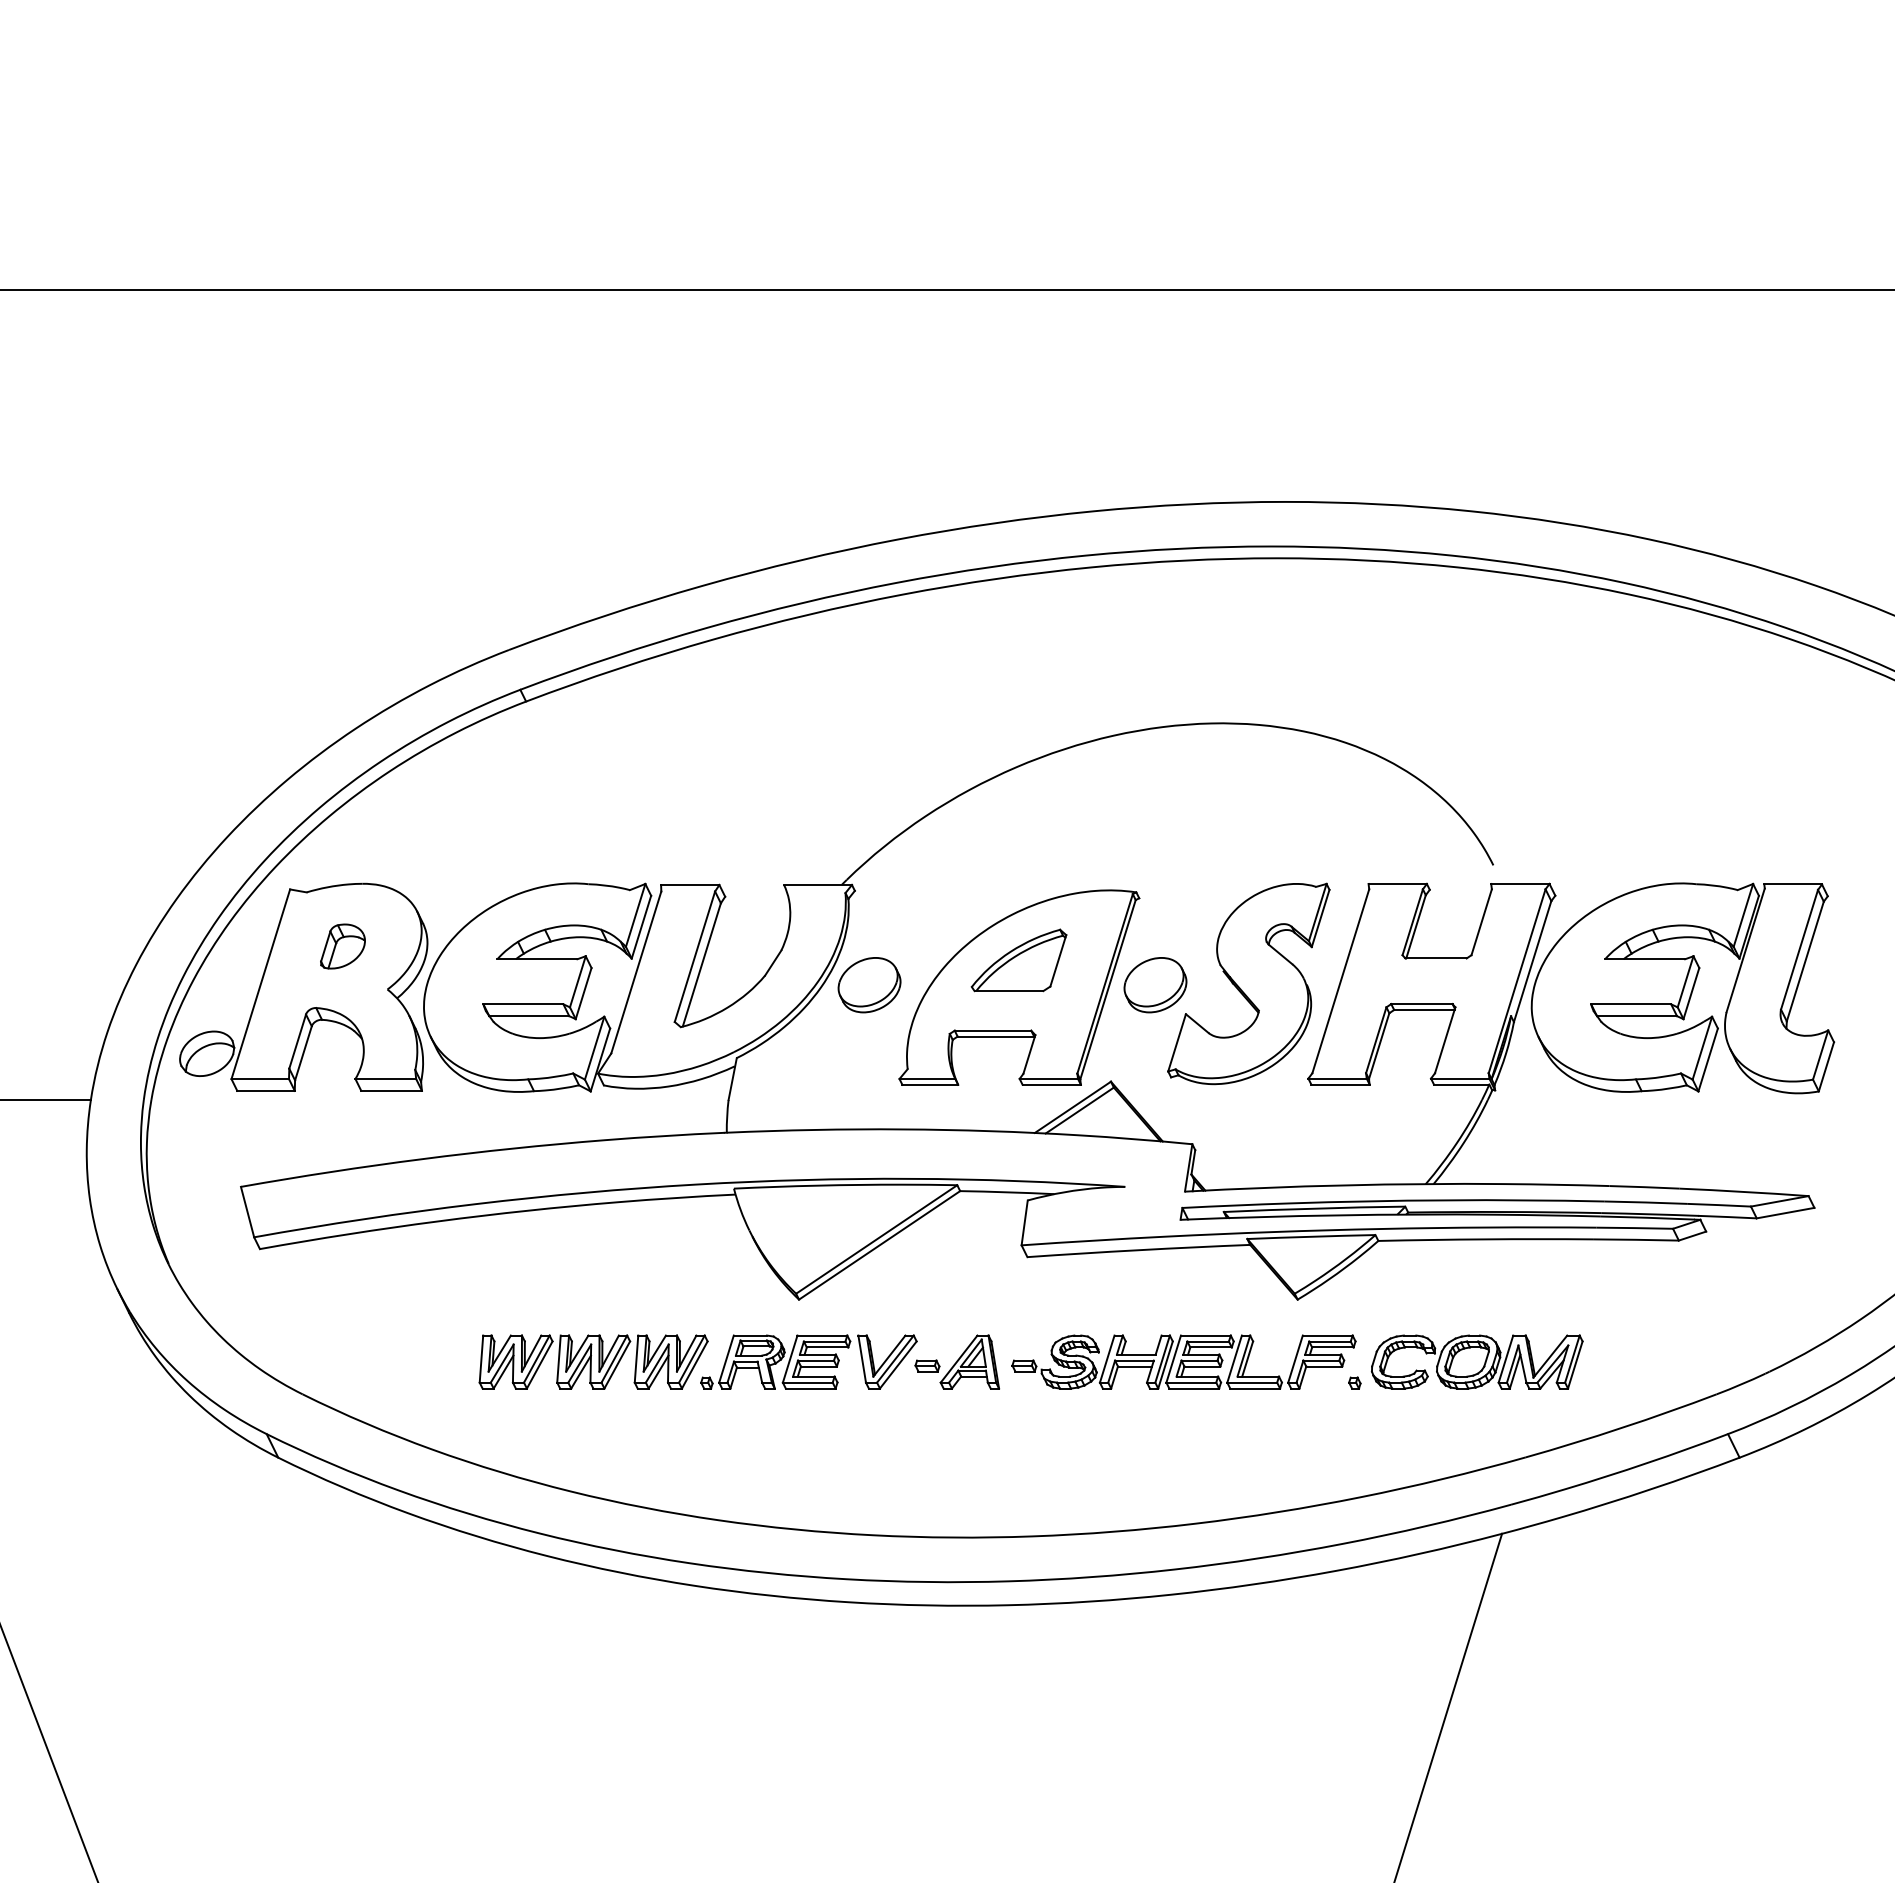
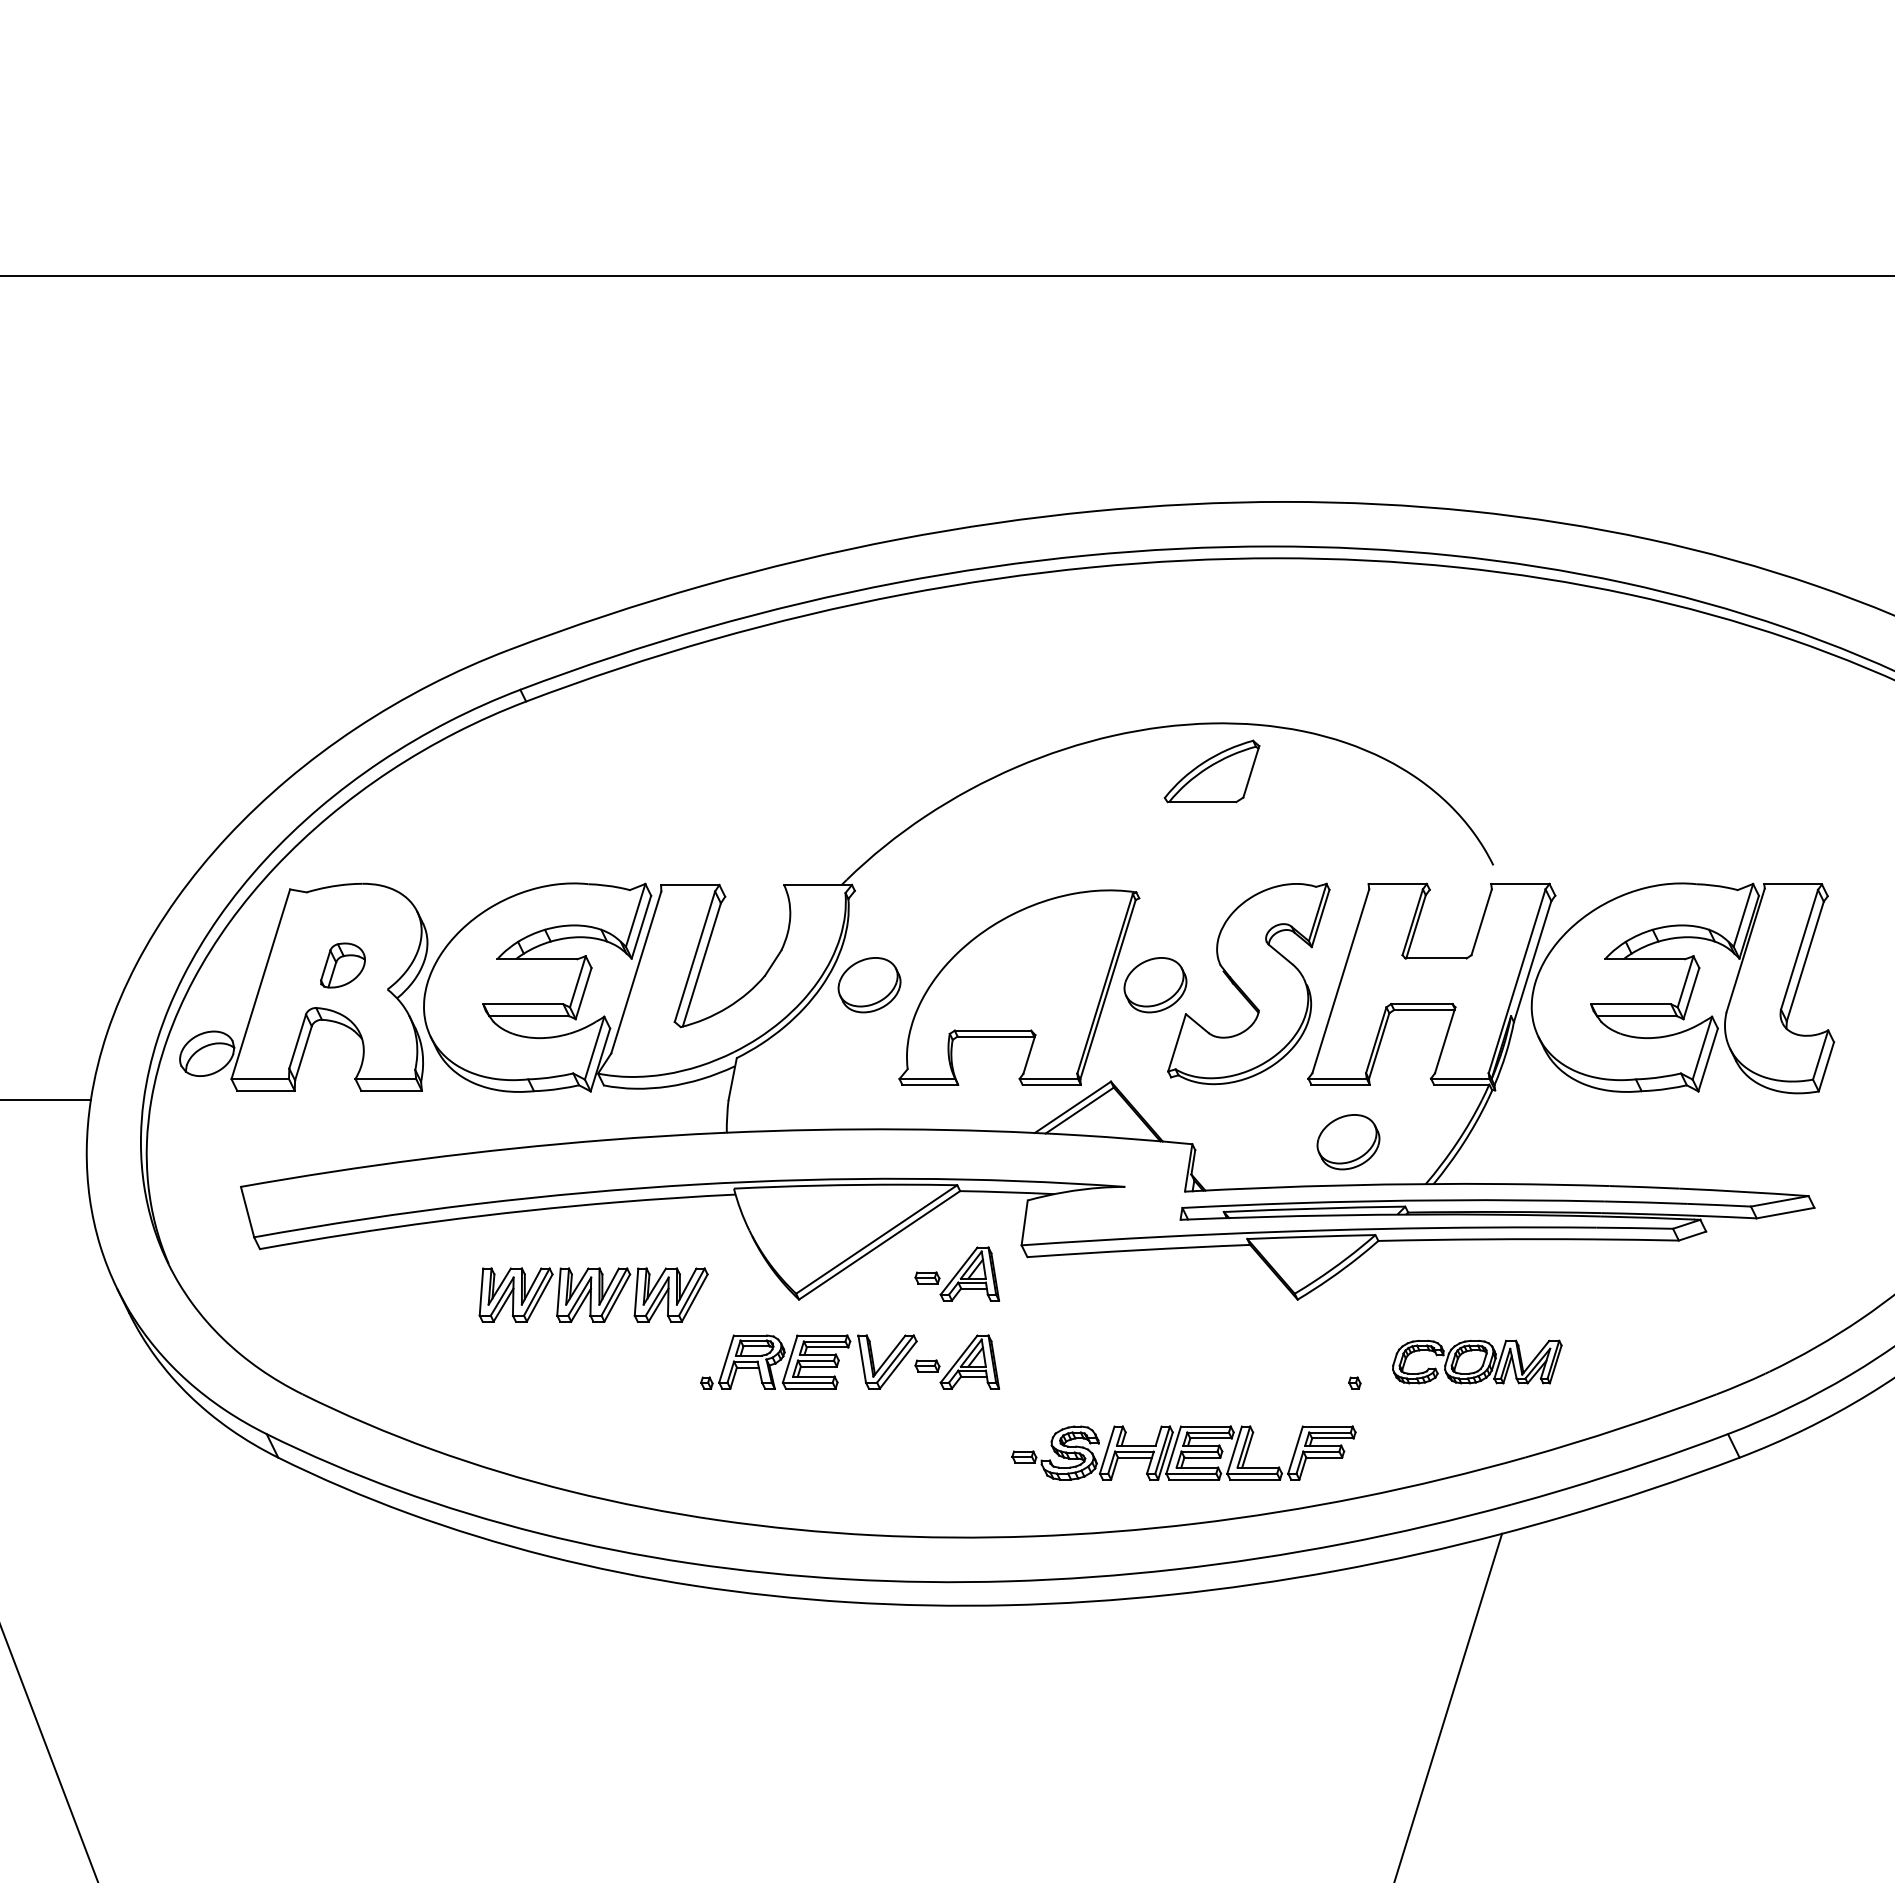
line position: (946, 289) -> (946, 275) (946, 275)
part position: (342, 946) -> (342, 965) (342, 965)
part position: (1018, 960) -> (1211, 771) (1211, 771)
part: none -> present (1348, 1142)
part: none -> present (957, 1273)
part position: (593, 1361) -> (593, 1294) (593, 1294)
part position: (1183, 1361) -> (1183, 1452) (1183, 1452)
part size: 213x56 px -> 171x46 px (1477, 1361)
